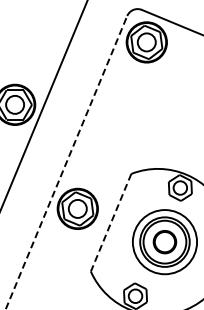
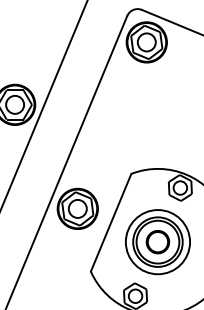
line: dashed -> solid (66, 162)
line: dashed -> solid (111, 222)
part position: (164, 242) -> (157, 242) (157, 242)
